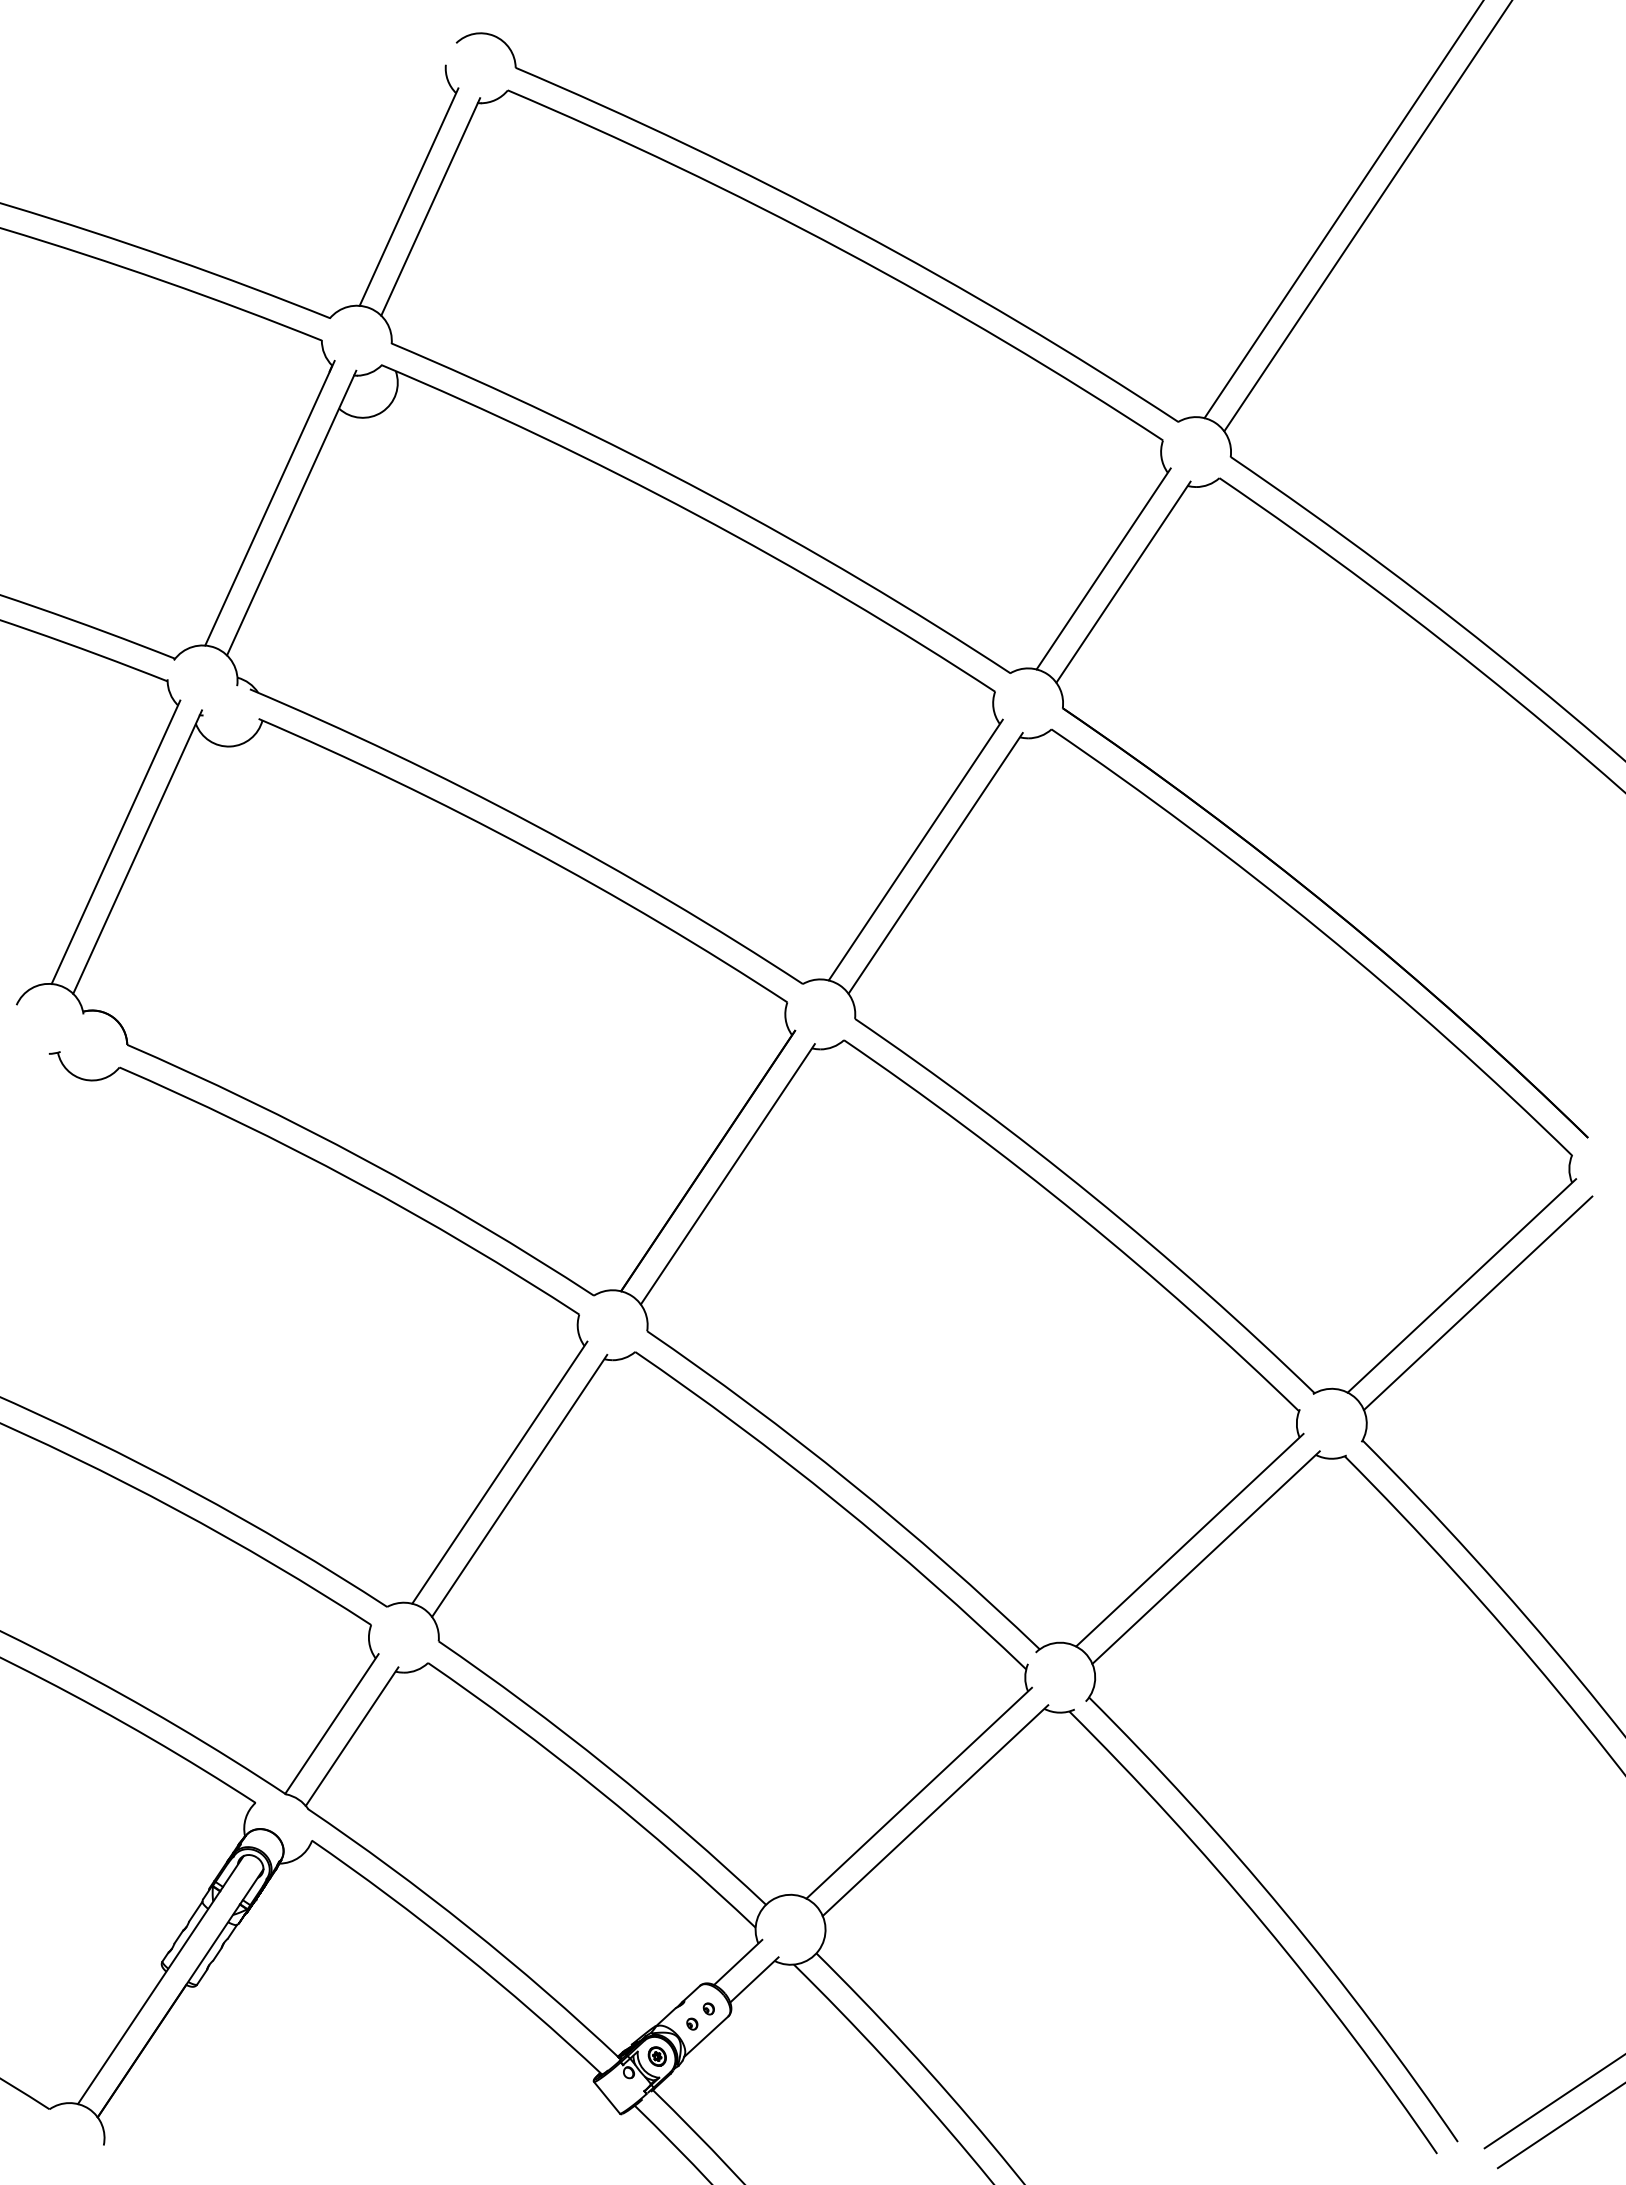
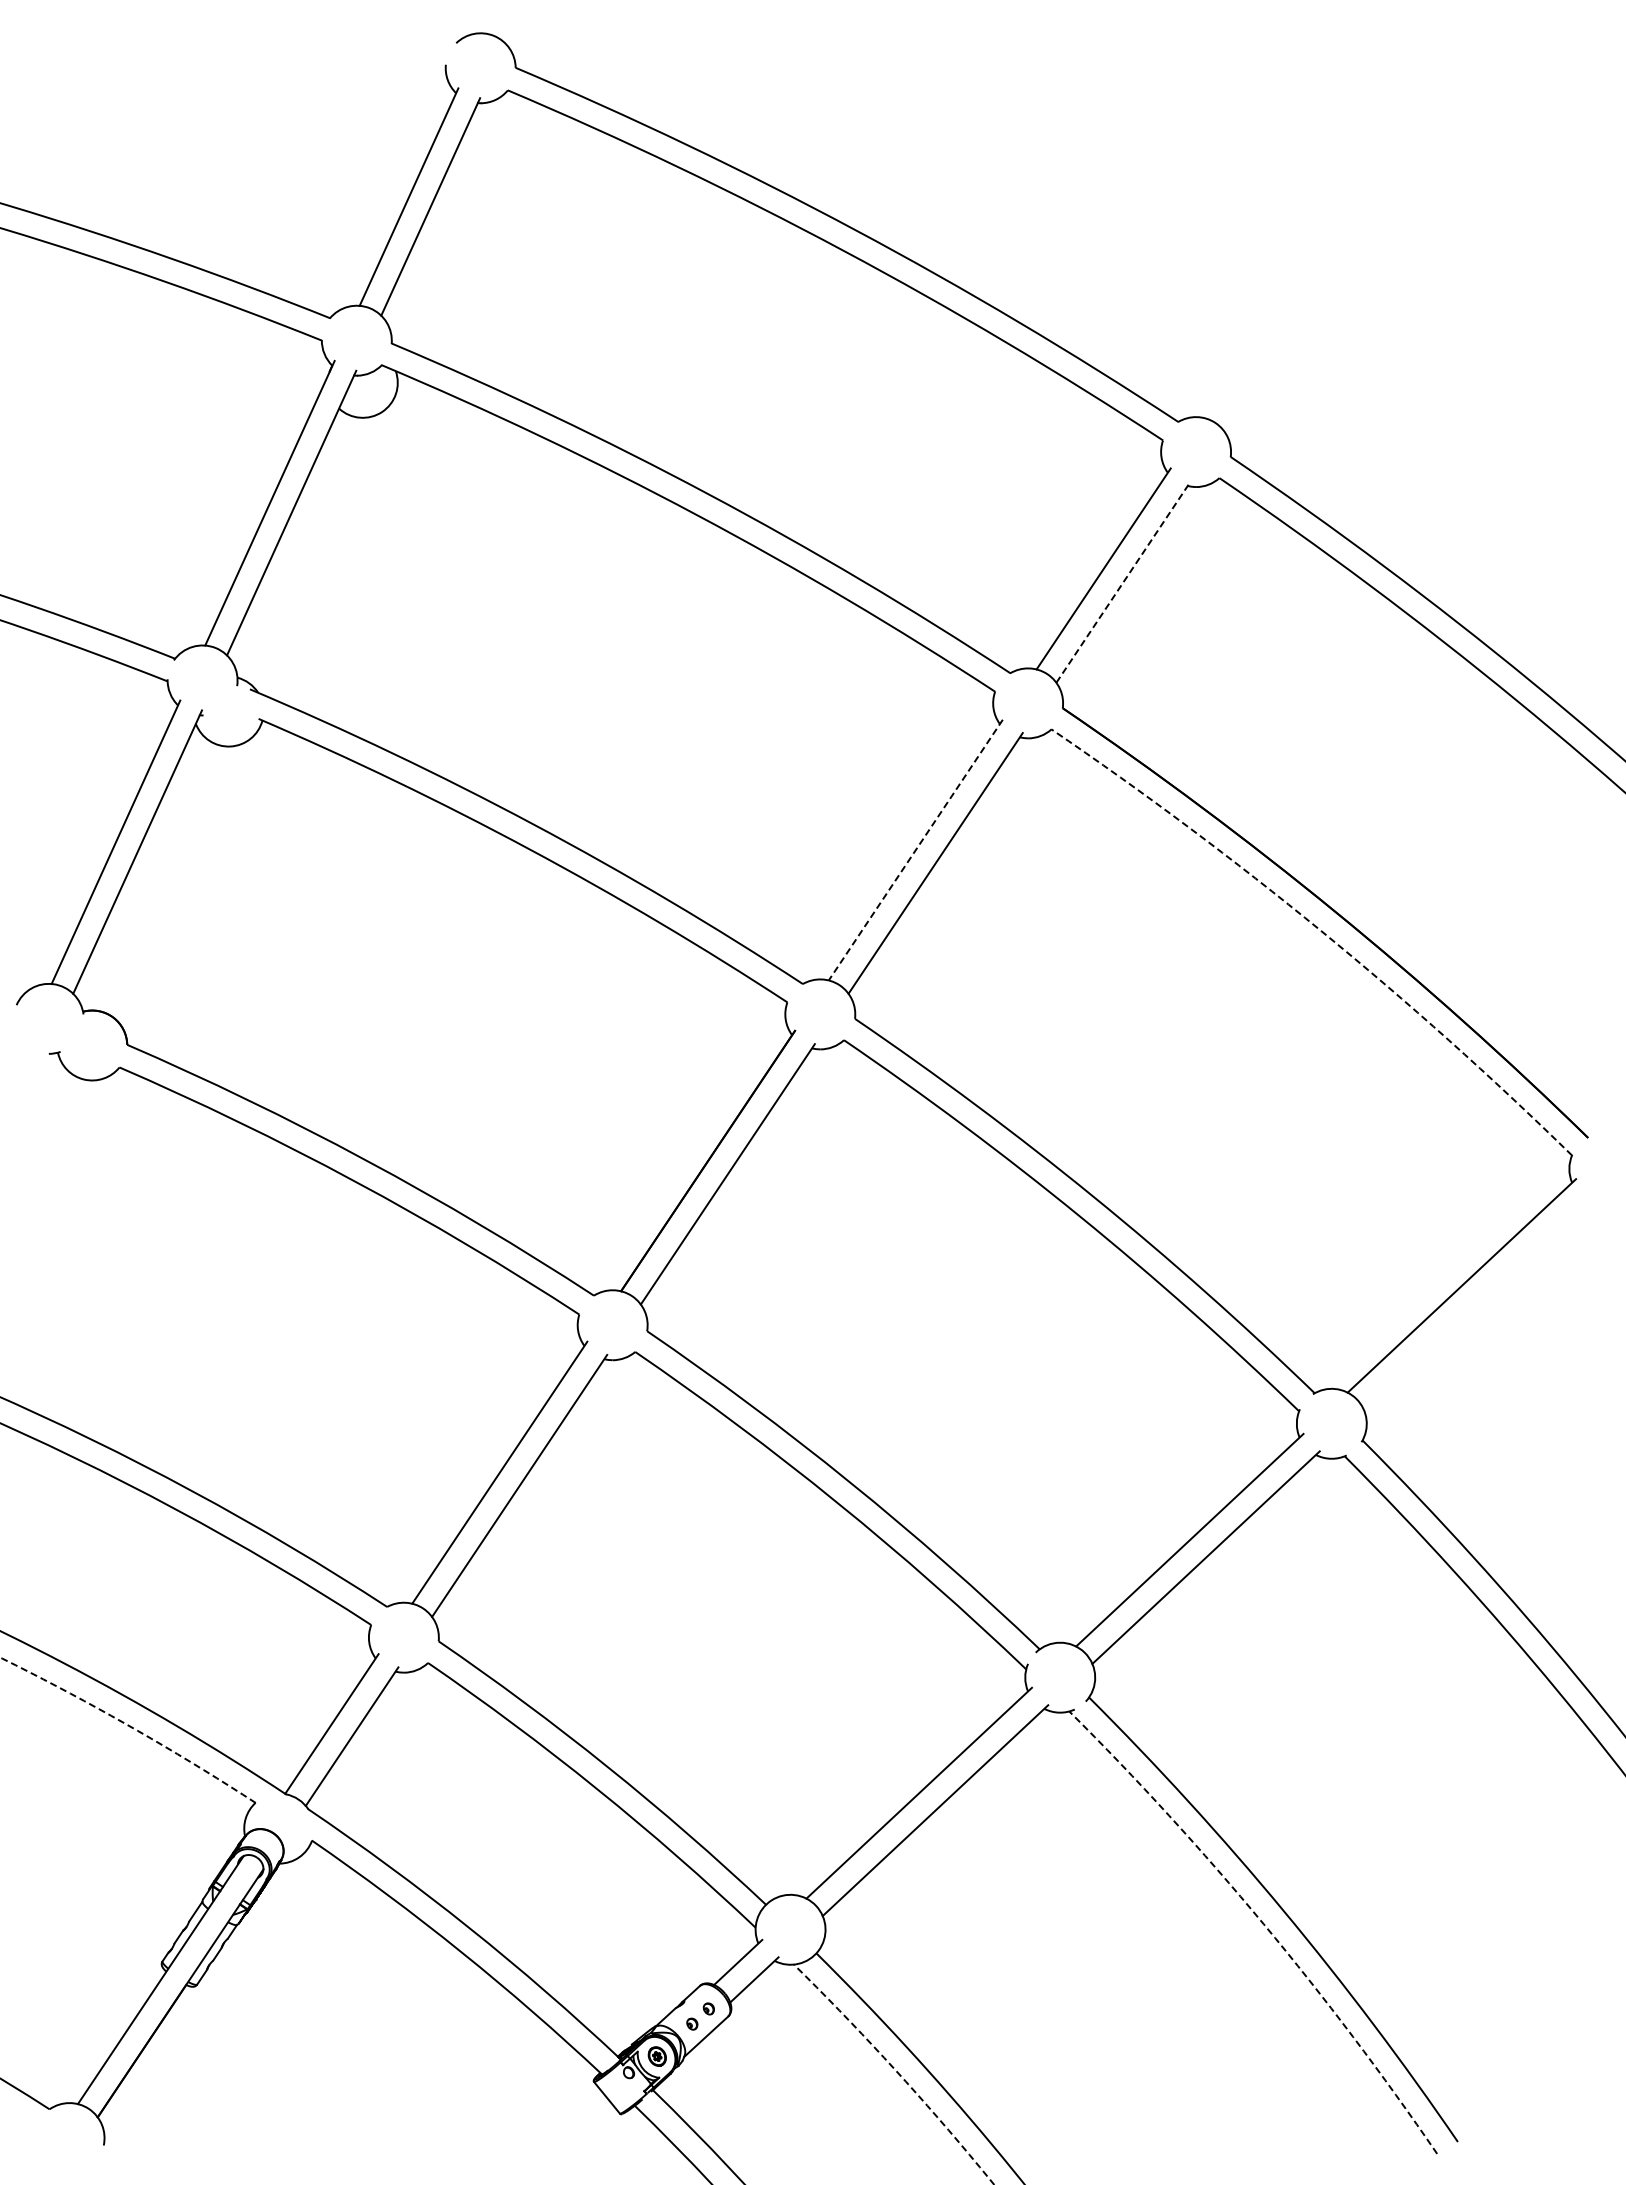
line: present -> none (1343, 210)
line: present -> none (1367, 216)
line: solid -> dashed (1123, 582)
line: solid -> dashed (915, 850)
arc: solid -> dashed (1321, 931)
line: present -> none (1477, 1303)
arc: solid -> dashed (130, 1726)
arc: solid -> dashed (1263, 1924)
arc: solid -> dashed (895, 2070)
line: present -> none (1553, 2102)
line: present -> none (1559, 2126)
